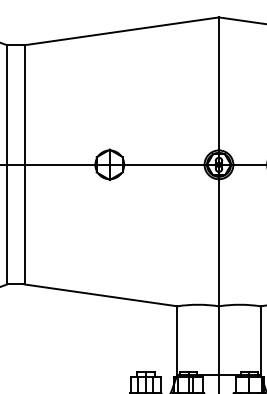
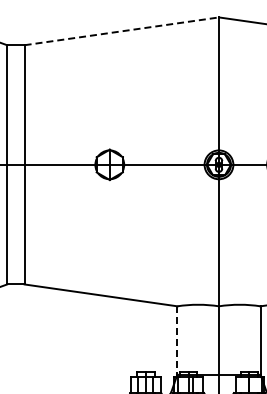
line: solid -> dashed (122, 31)
line: solid -> dashed (177, 340)
